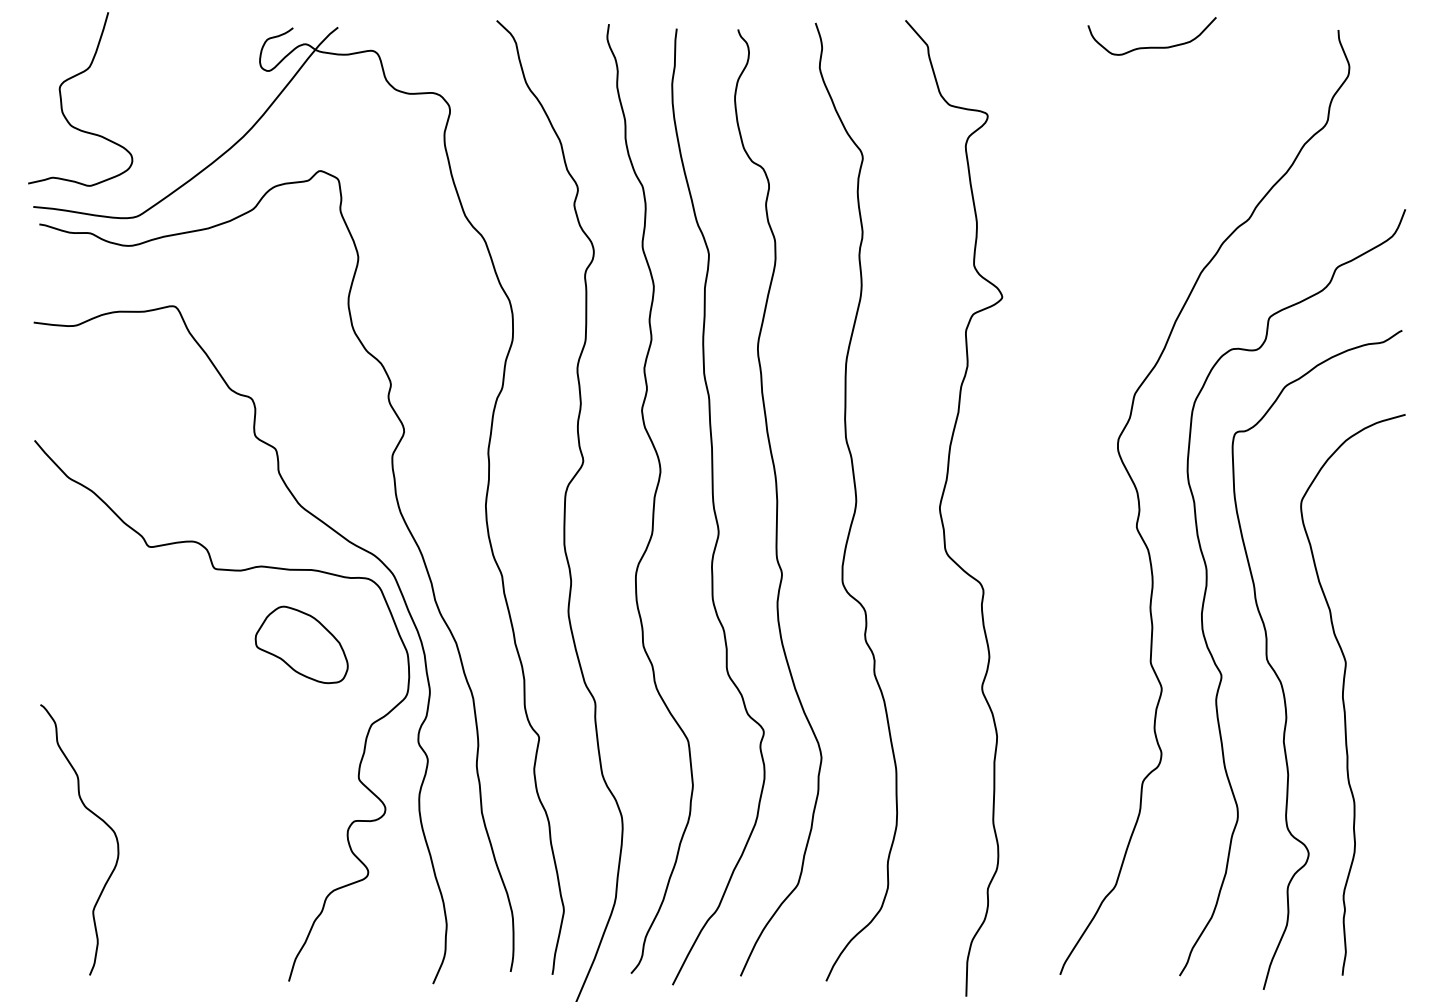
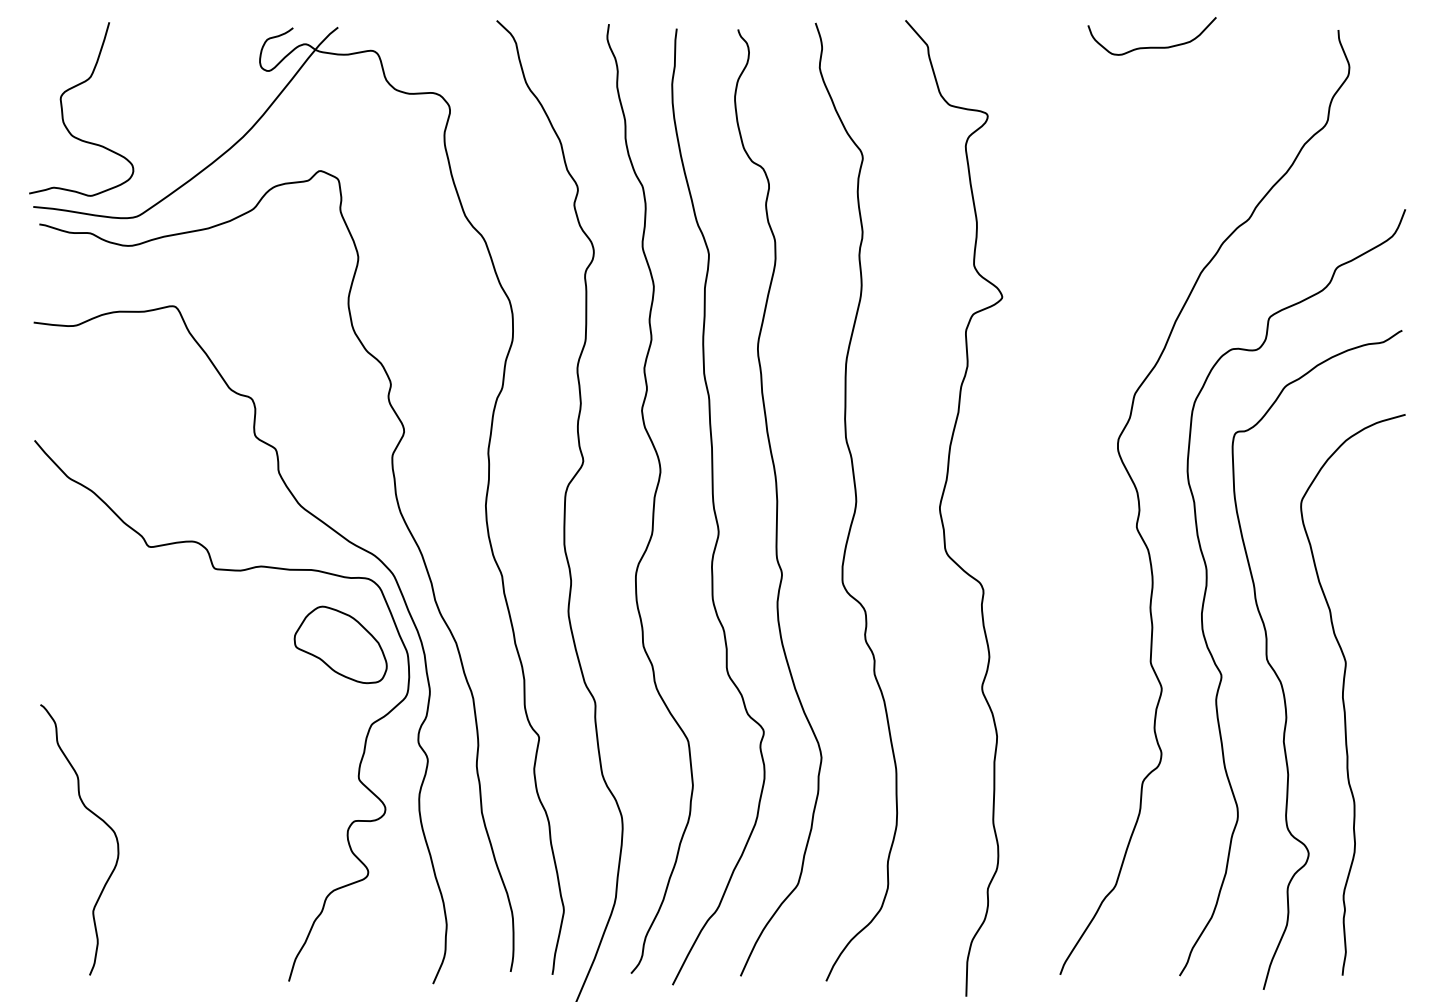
curve position: (62, 102) -> (63, 112) (63, 112)
part position: (301, 644) -> (340, 644) (340, 644)
